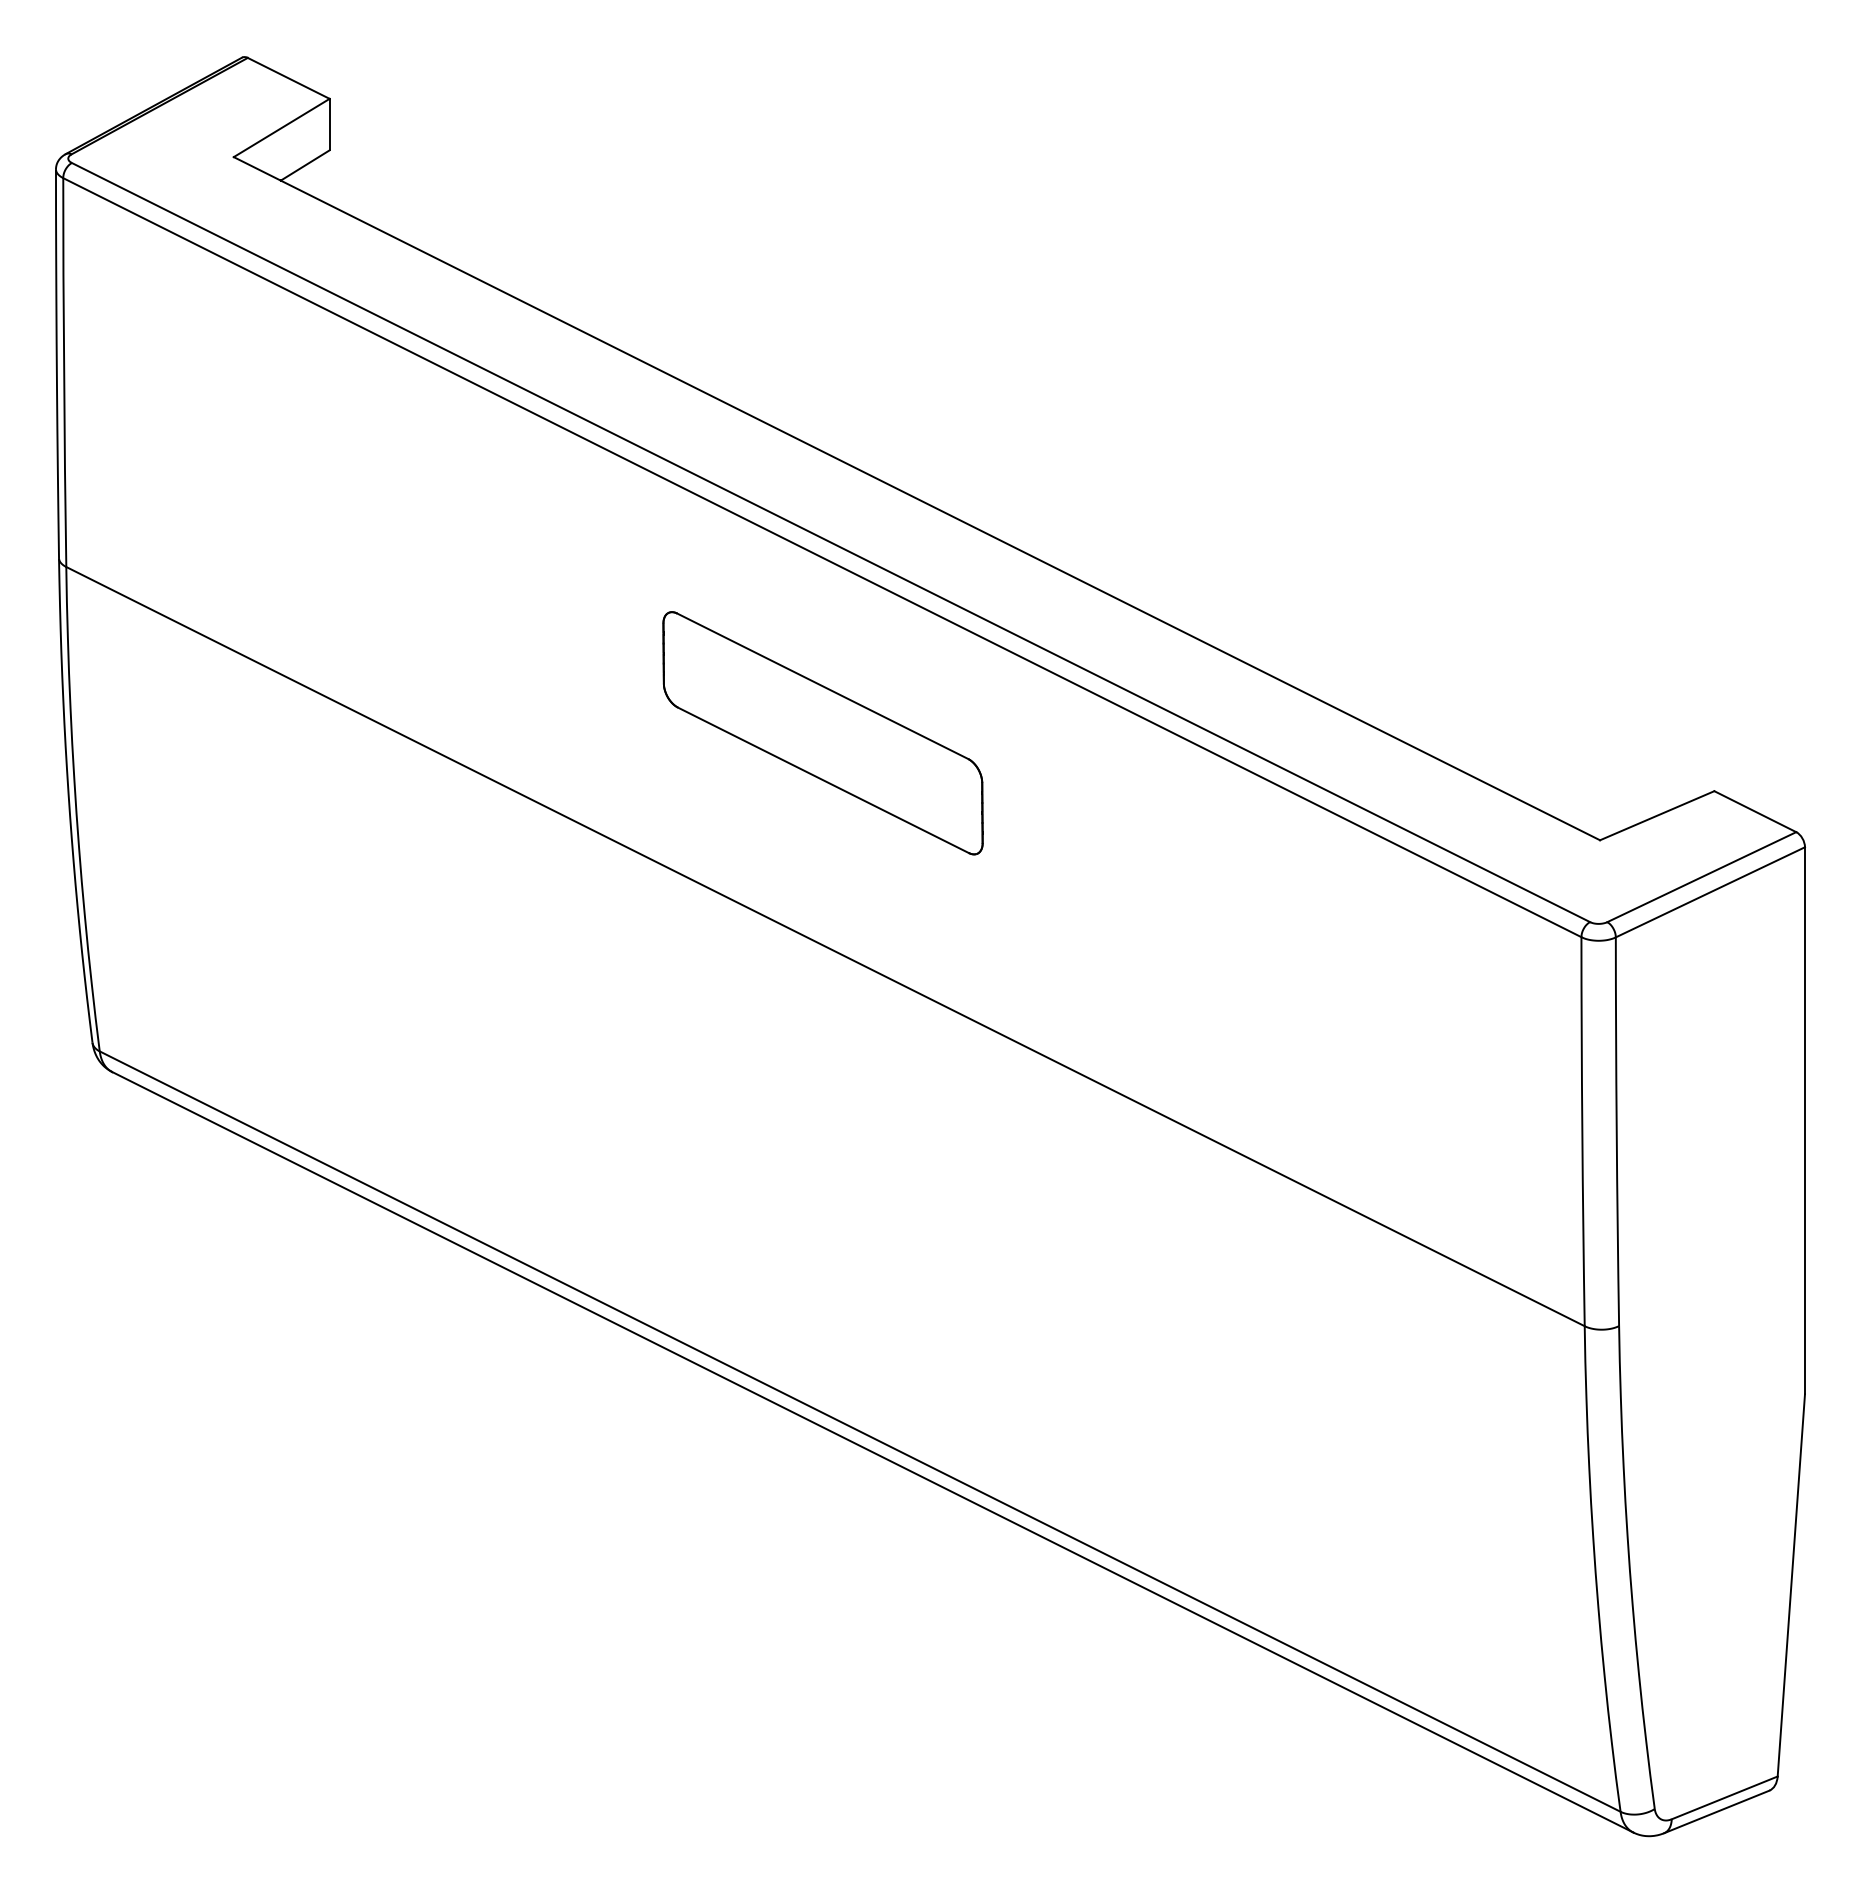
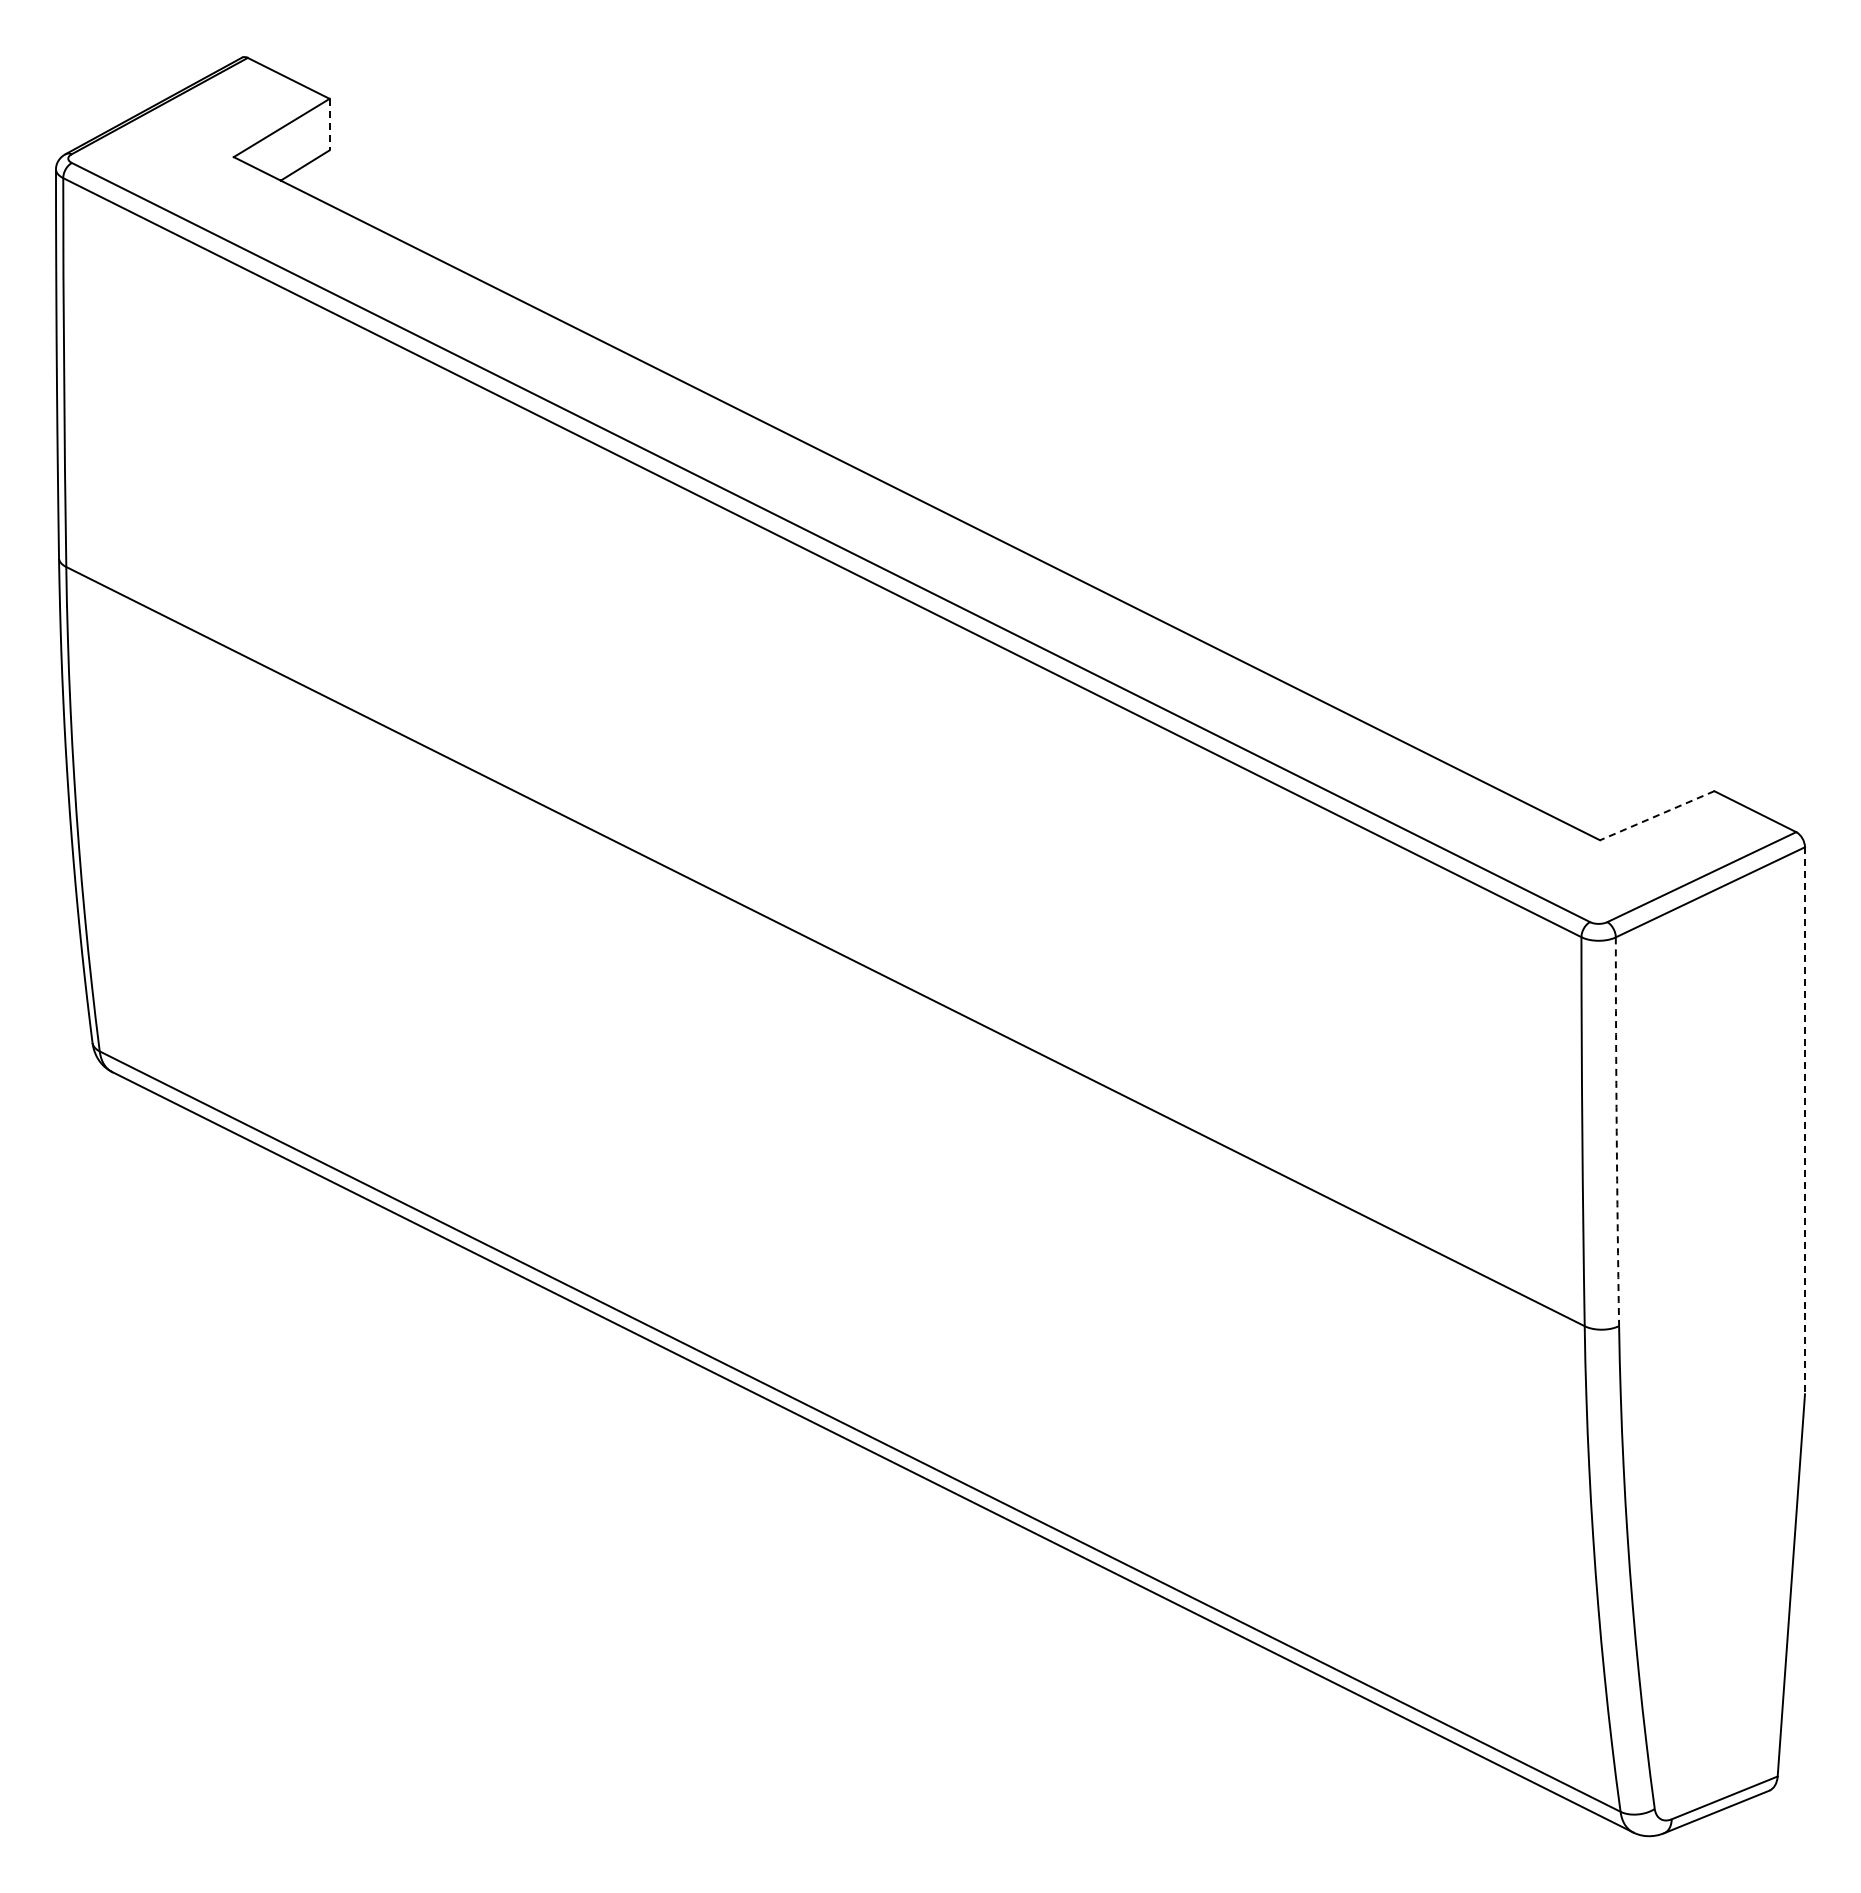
line: solid -> dashed (329, 124)
part: present -> none (822, 733)
line: solid -> dashed (1656, 815)
line: solid -> dashed (1804, 1120)
arc: solid -> dashed (1616, 1131)
